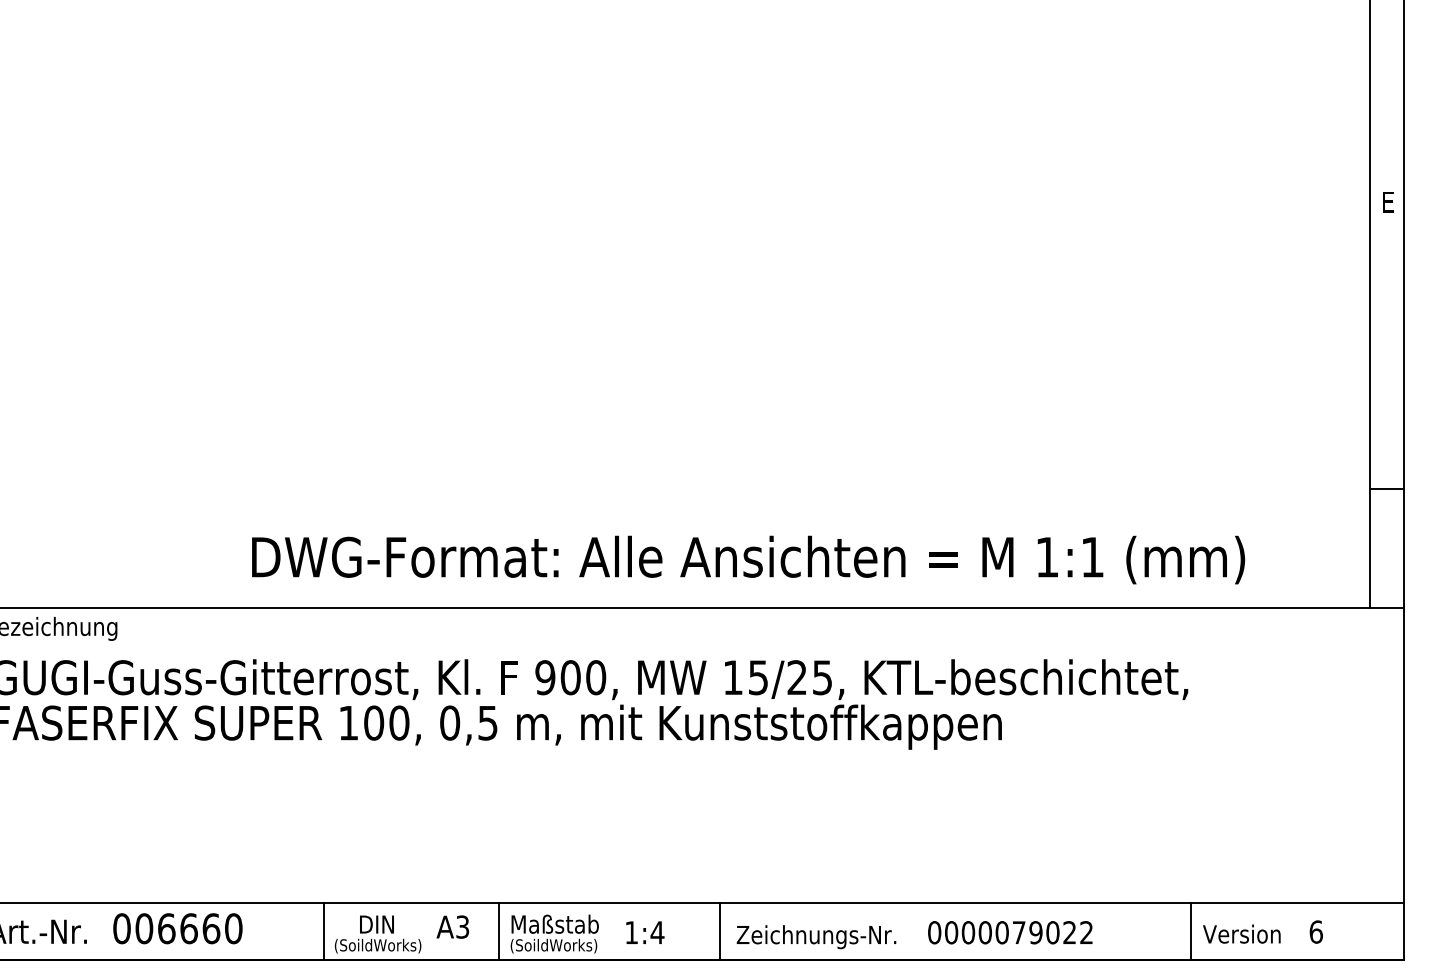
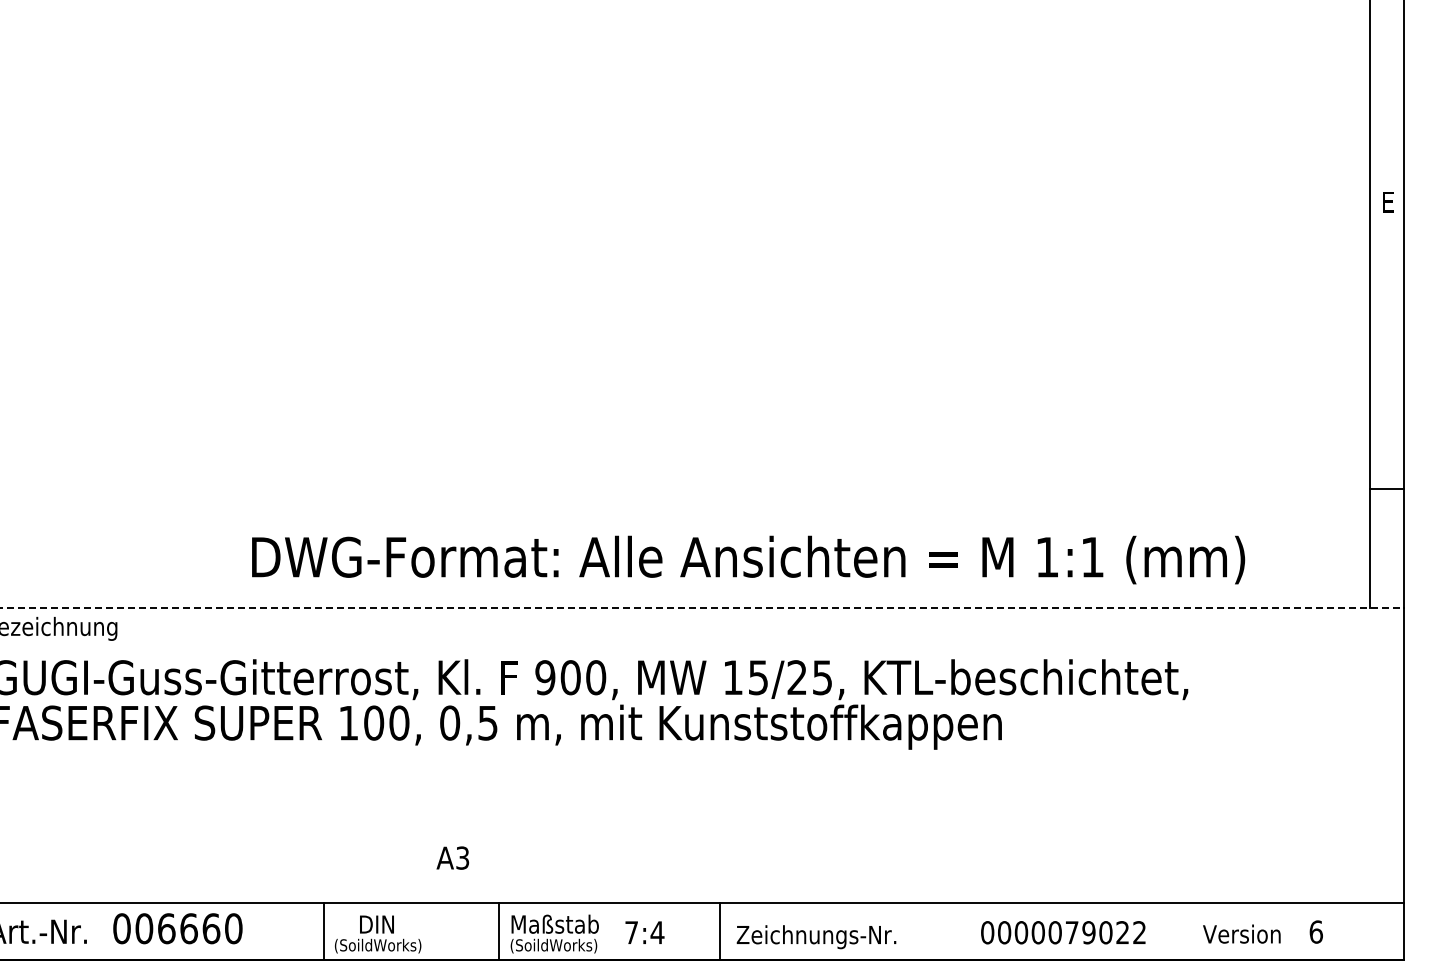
line: solid -> dashed (702, 608)
text position: (452, 926) -> (452, 857) (452, 857)
line: present -> none (1190, 931)
text: 1:4 -> 7:4 (631, 932)
text position: (1010, 932) -> (1063, 932) (1063, 932)
